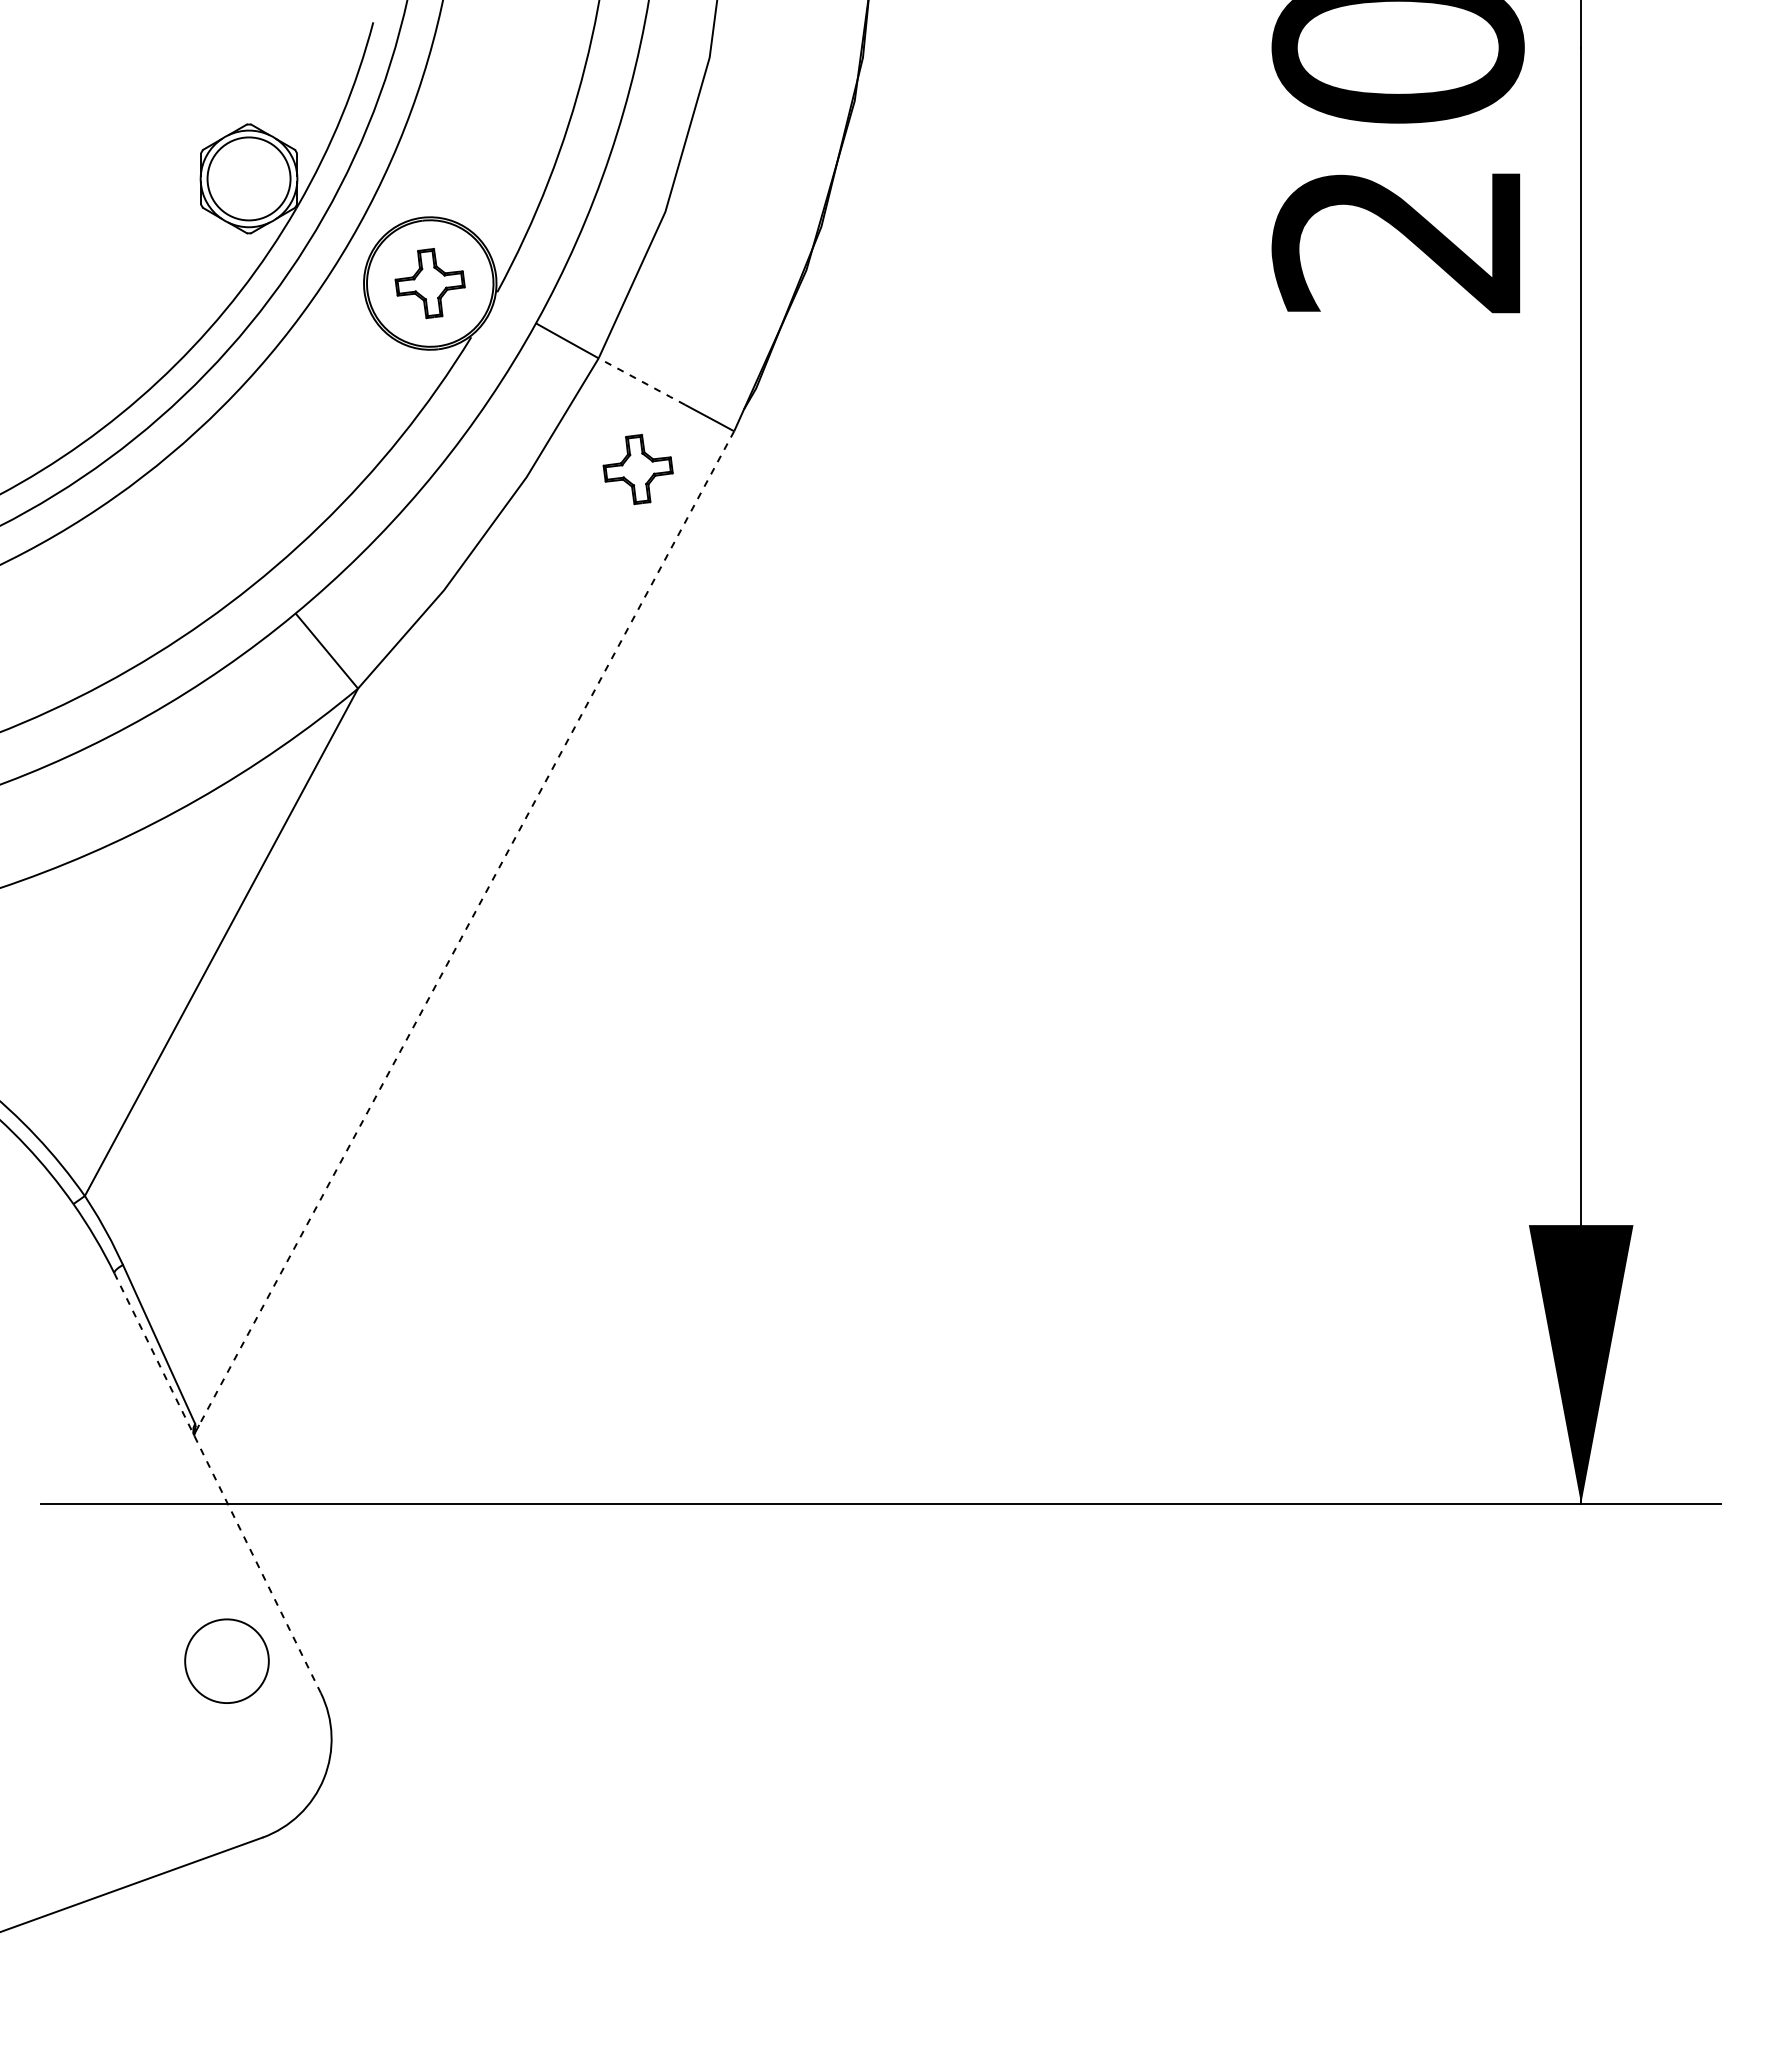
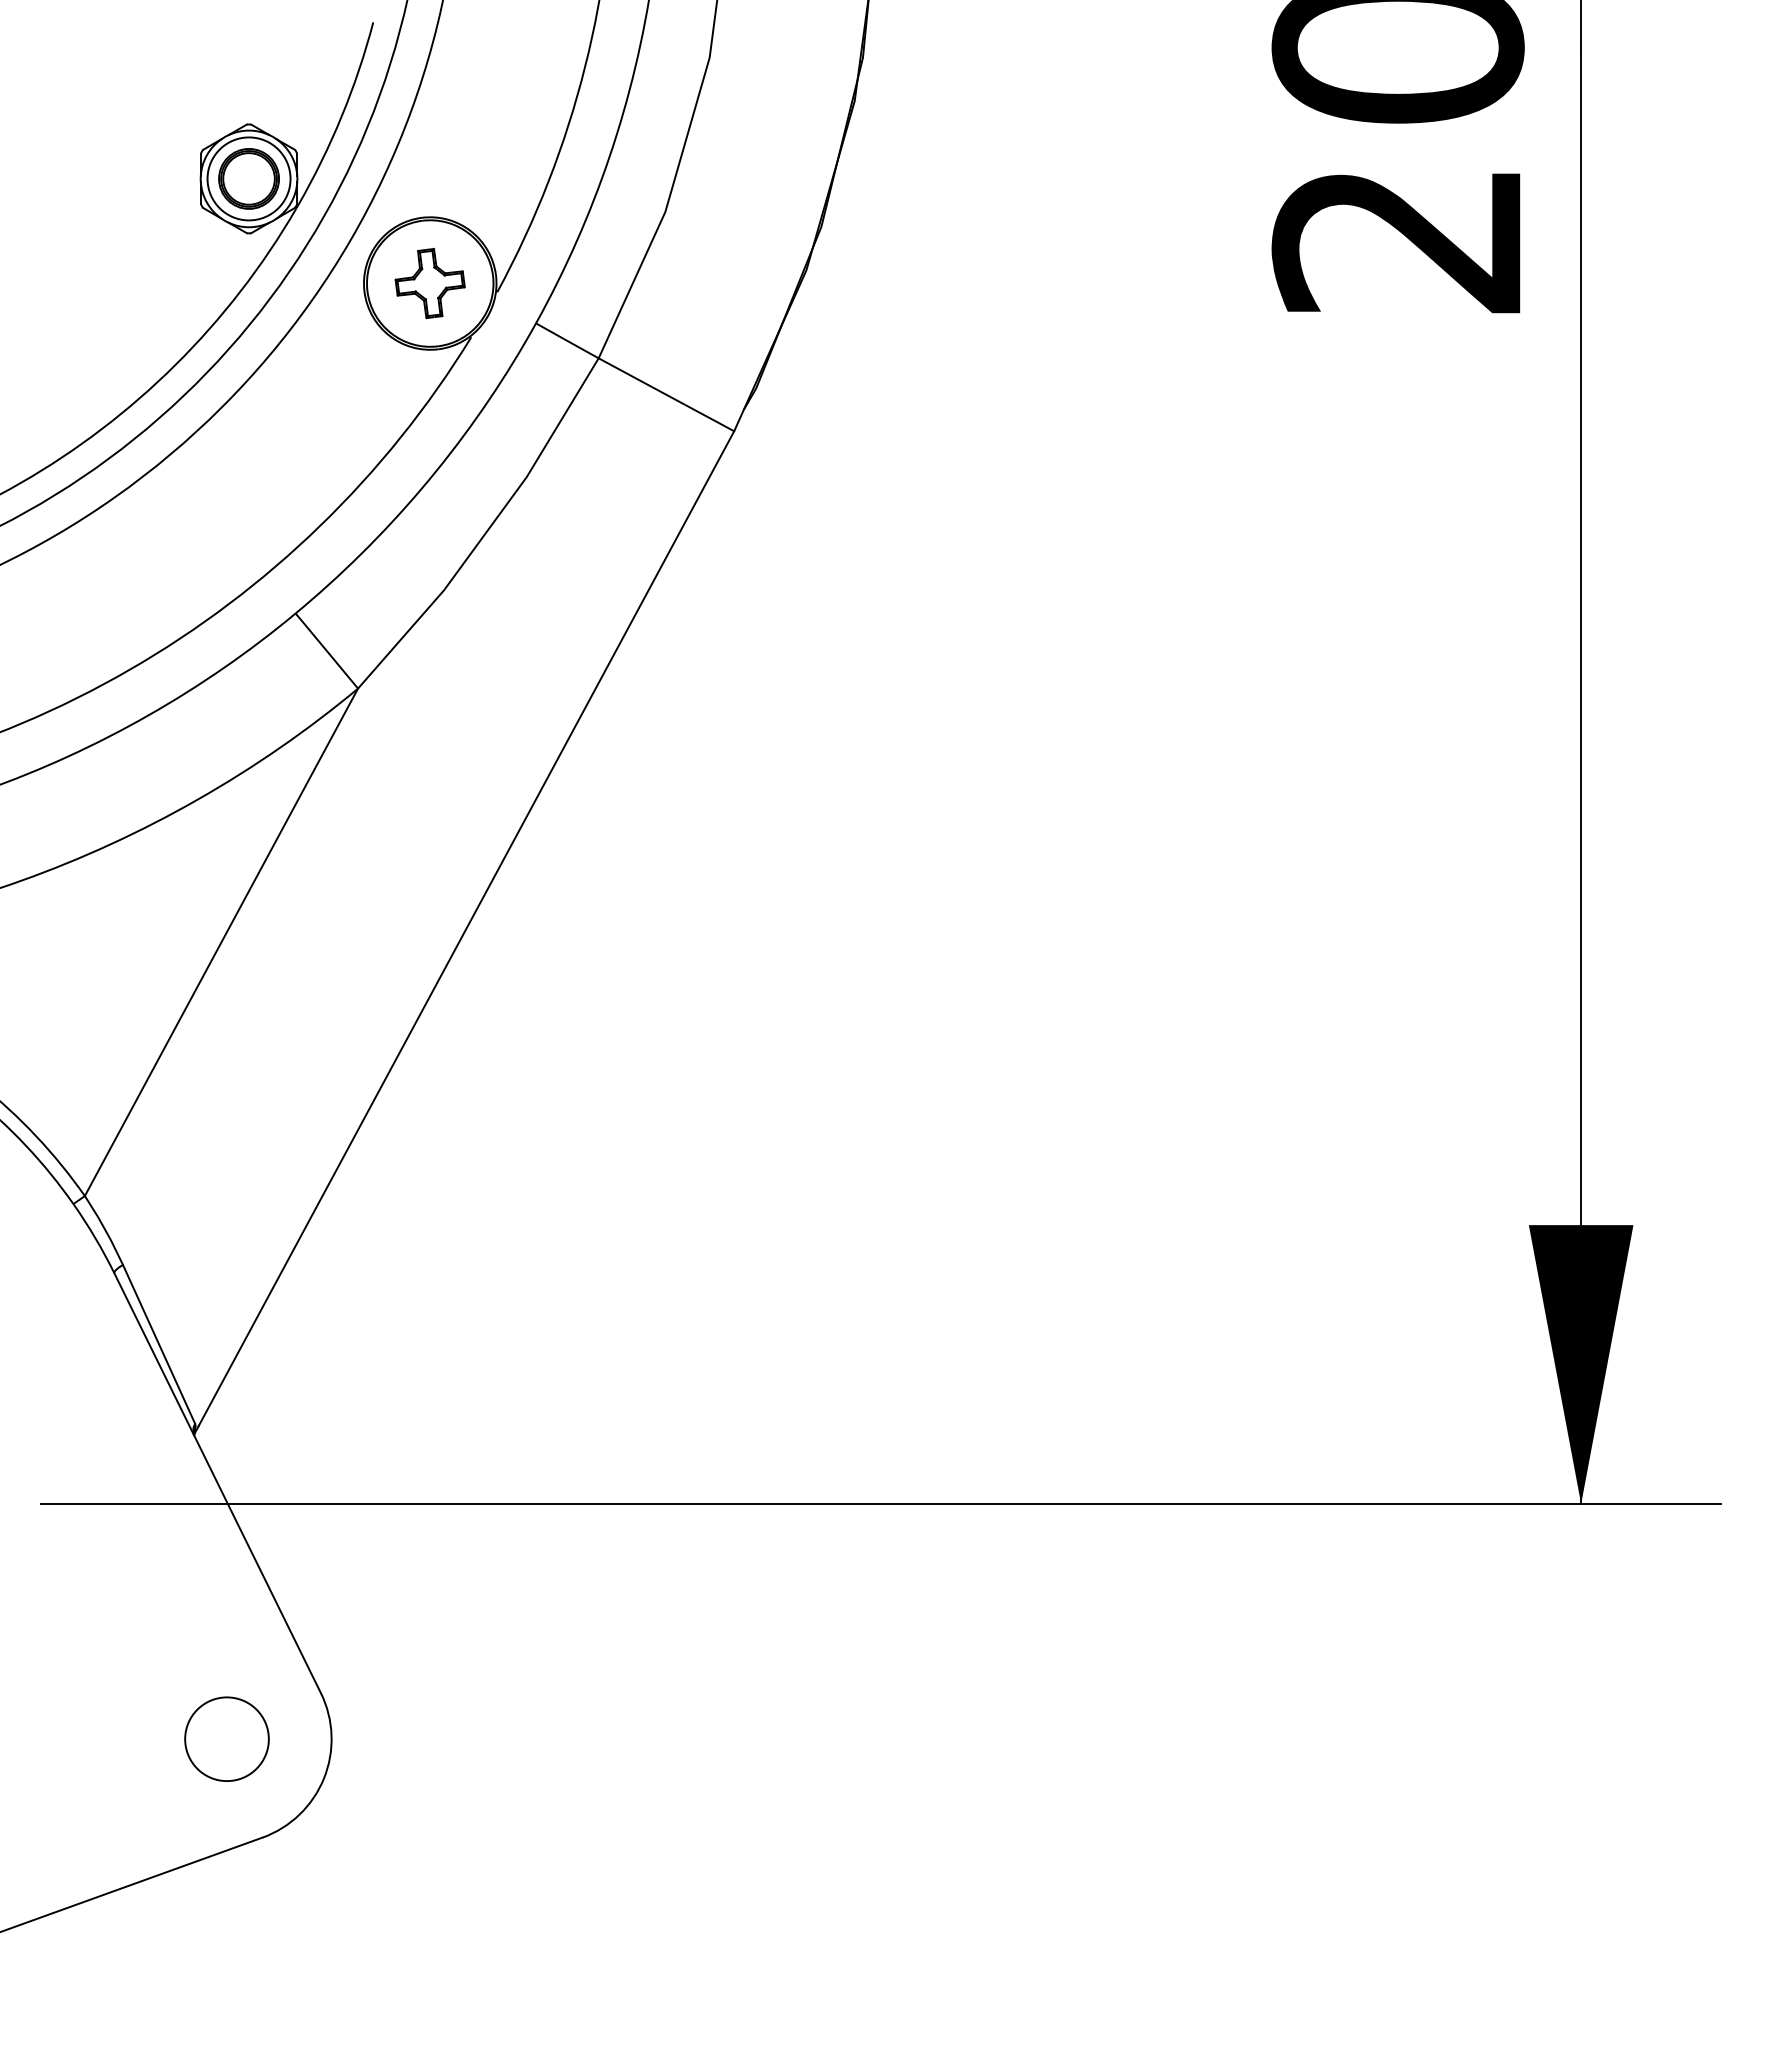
part: none -> present (248, 178)
line: dashed -> solid (641, 381)
part: present -> none (637, 469)
line: dashed -> solid (466, 928)
line: dashed -> solid (217, 1483)
part position: (226, 1660) -> (226, 1738) (226, 1738)
